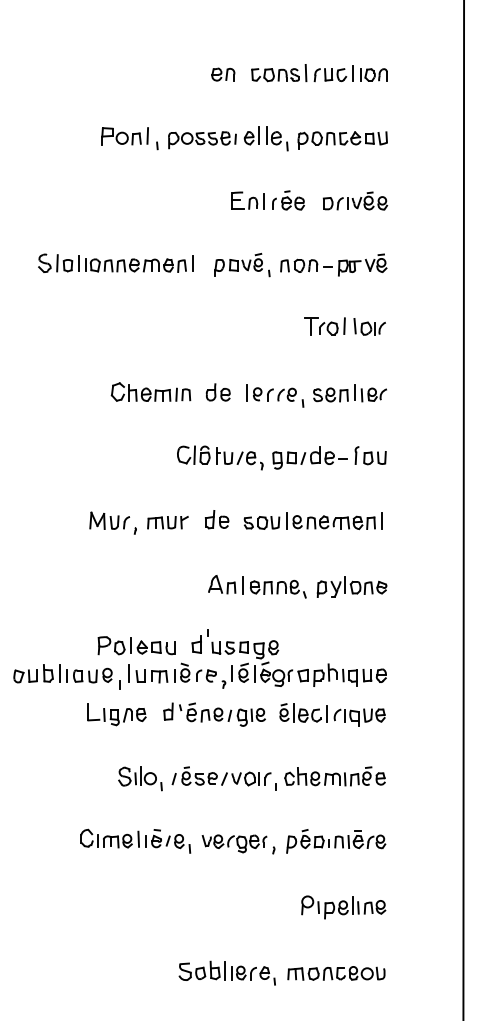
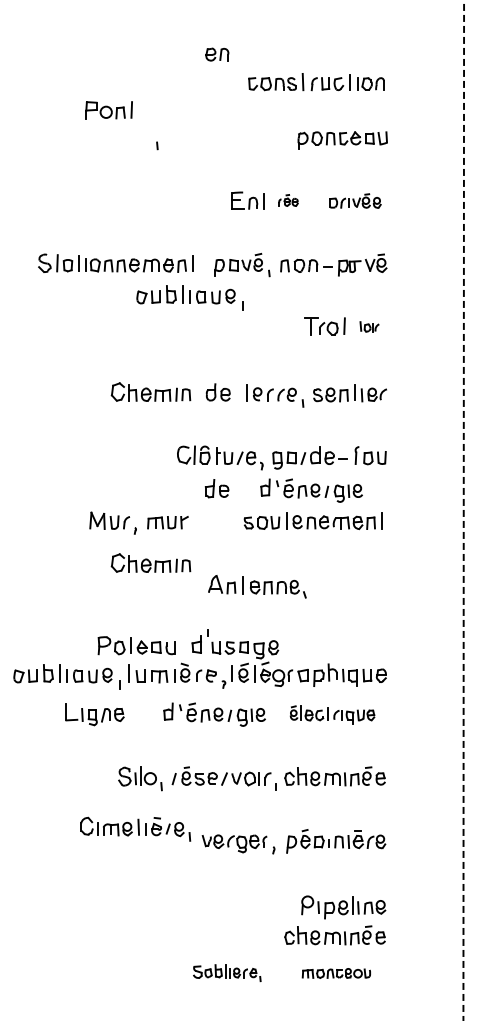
part position: (319, 73) -> (316, 82) (316, 82)
part position: (223, 74) -> (217, 54) (217, 54)
part position: (124, 136) -> (108, 110) (108, 110)
part: present -> none (228, 138)
part size: 33x21 px -> 21x13 px (288, 200)
part size: 67x20 px -> 53x16 px (355, 200)
part: none -> present (189, 297)
part size: 33x18 px -> 21x12 px (369, 326)
part: none -> present (311, 490)
line: solid -> dashed (463, 510)
part position: (216, 519) -> (216, 488) (216, 488)
part: none -> present (150, 562)
part: present -> none (351, 586)
part position: (116, 714) -> (94, 714) (94, 714)
part size: 107x24 px -> 87x20 px (332, 714)
part position: (135, 840) -> (135, 828) (135, 828)
part: none -> present (334, 935)
part size: 98x26 px -> 69x19 px (227, 973)
part size: 99x15 px -> 70x11 px (335, 973)
